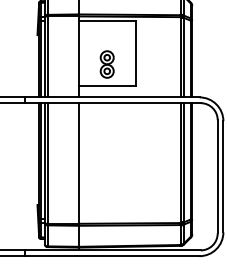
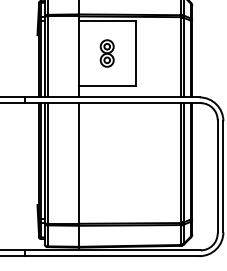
part position: (106, 64) -> (106, 53) (106, 53)
